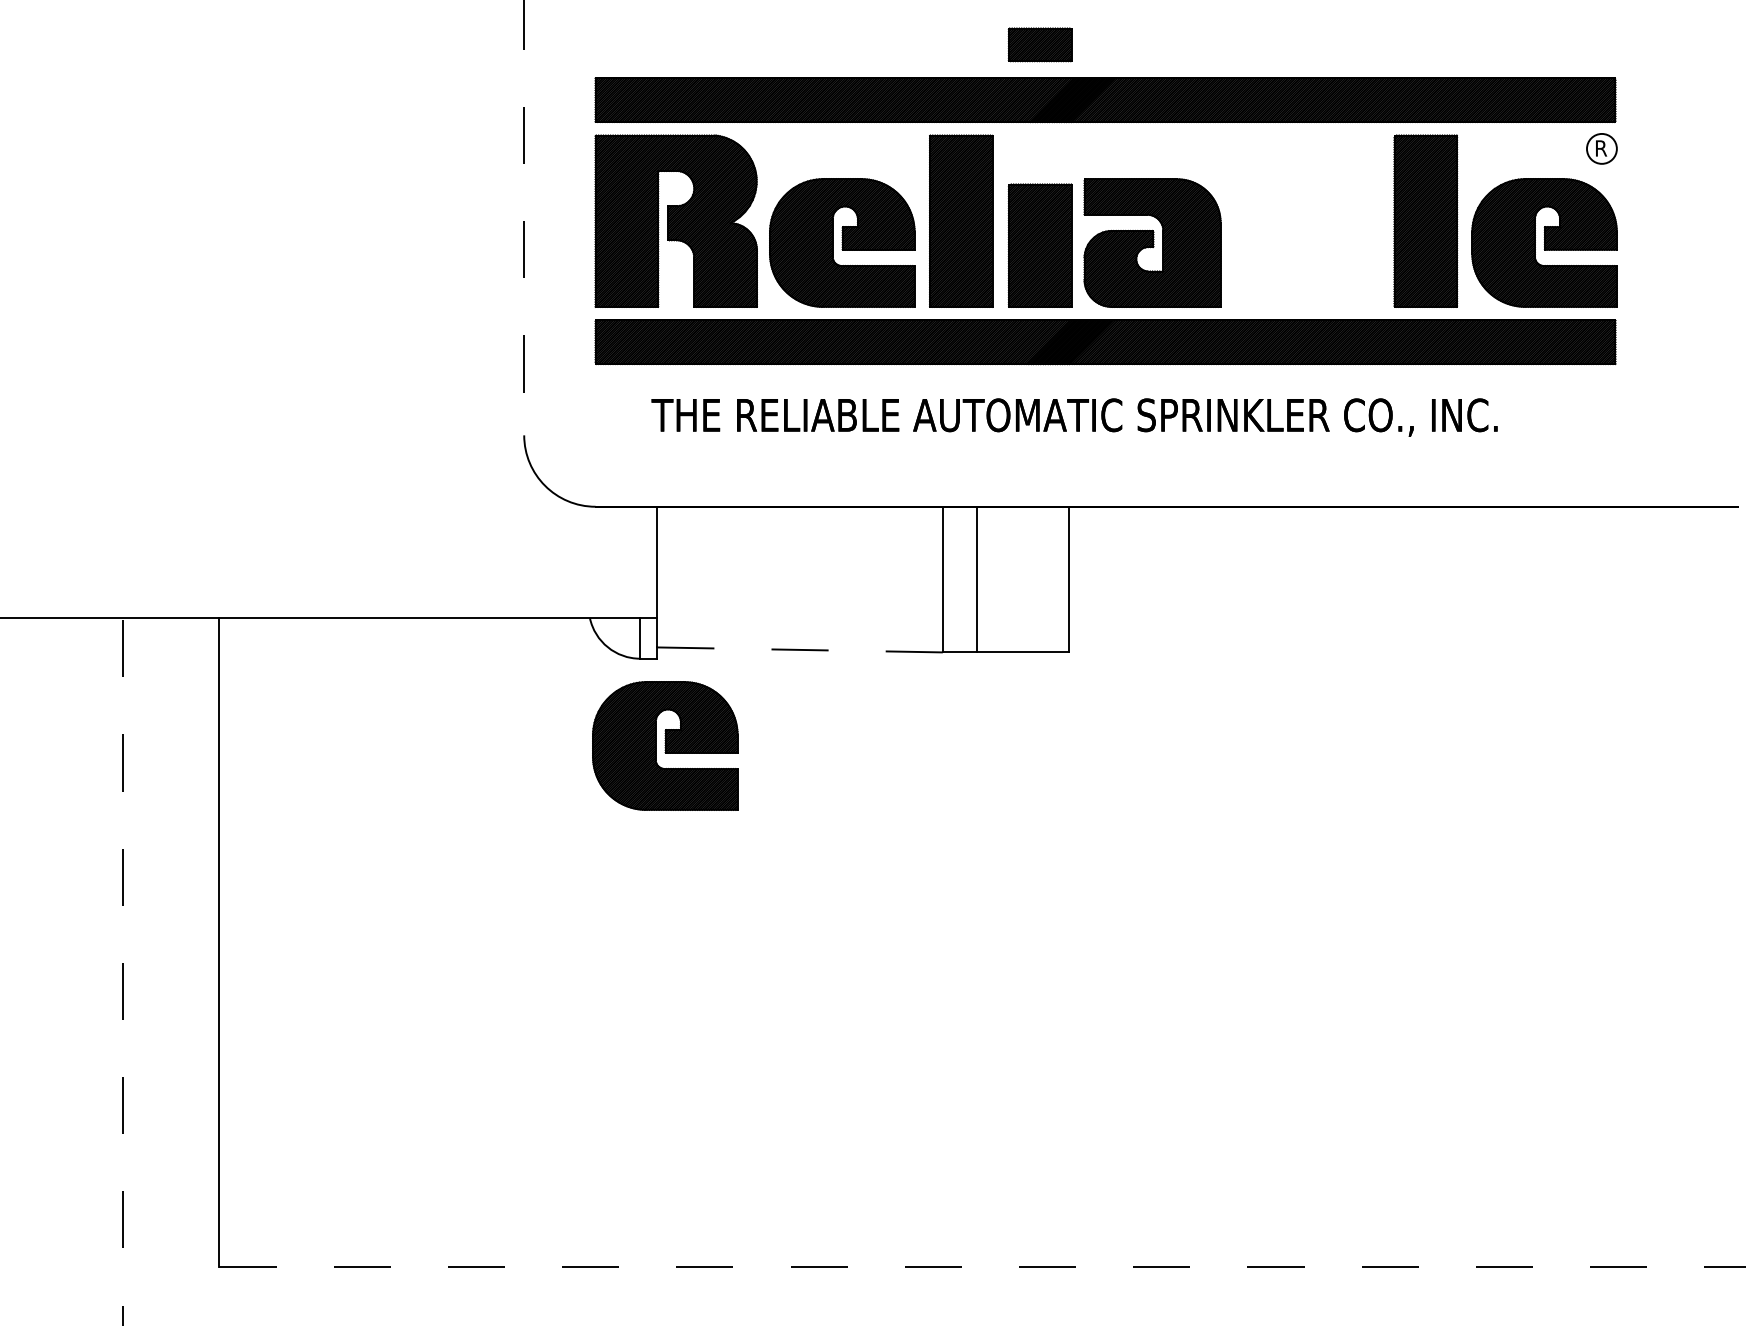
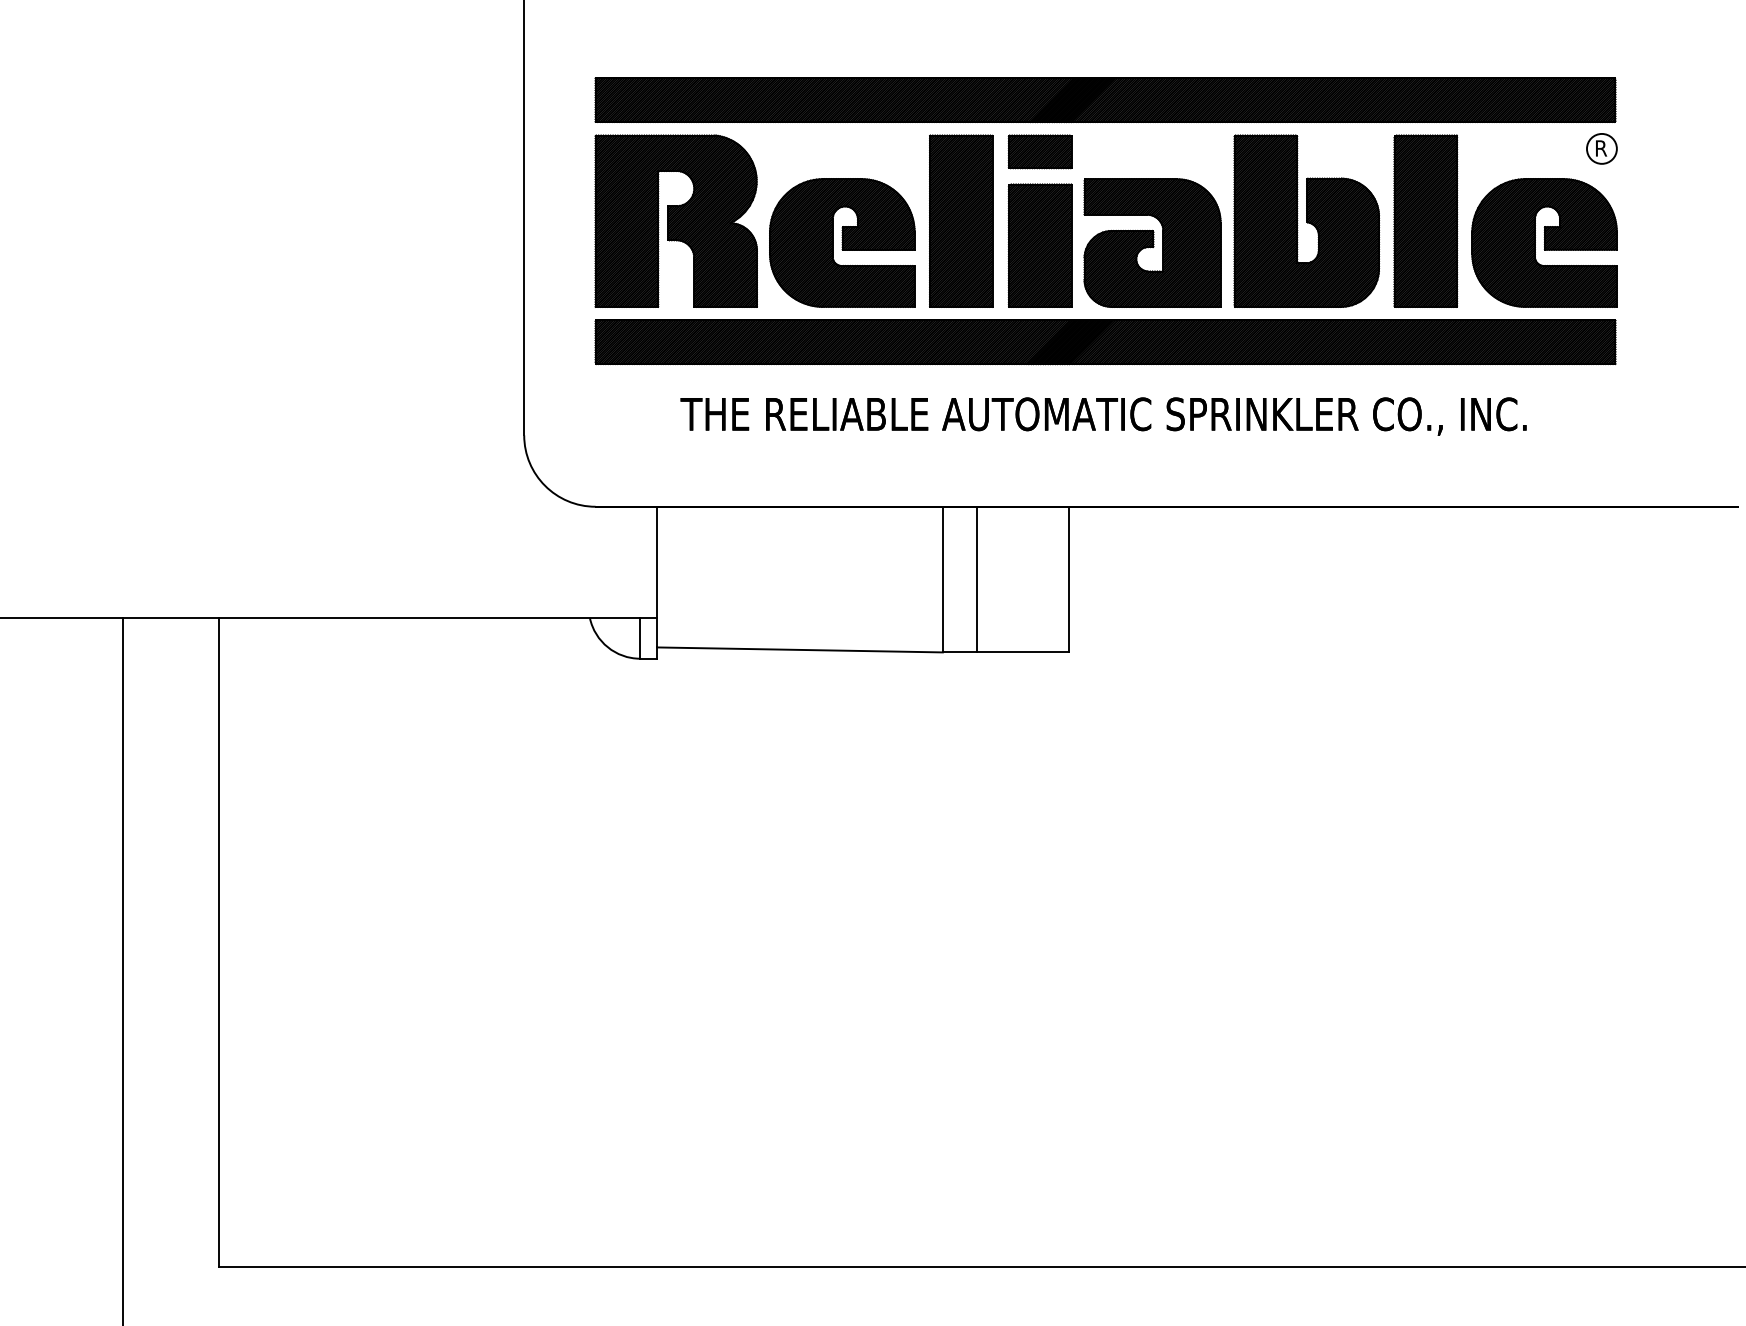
part position: (1039, 44) -> (1039, 151) (1039, 151)
line: dashed -> solid (524, 218)
part: none -> present (1306, 220)
text position: (1074, 417) -> (1103, 416) (1103, 416)
line: dashed -> solid (800, 649)
part: present -> none (665, 745)
line: dashed -> solid (123, 971)
line: dashed -> solid (983, 1266)
